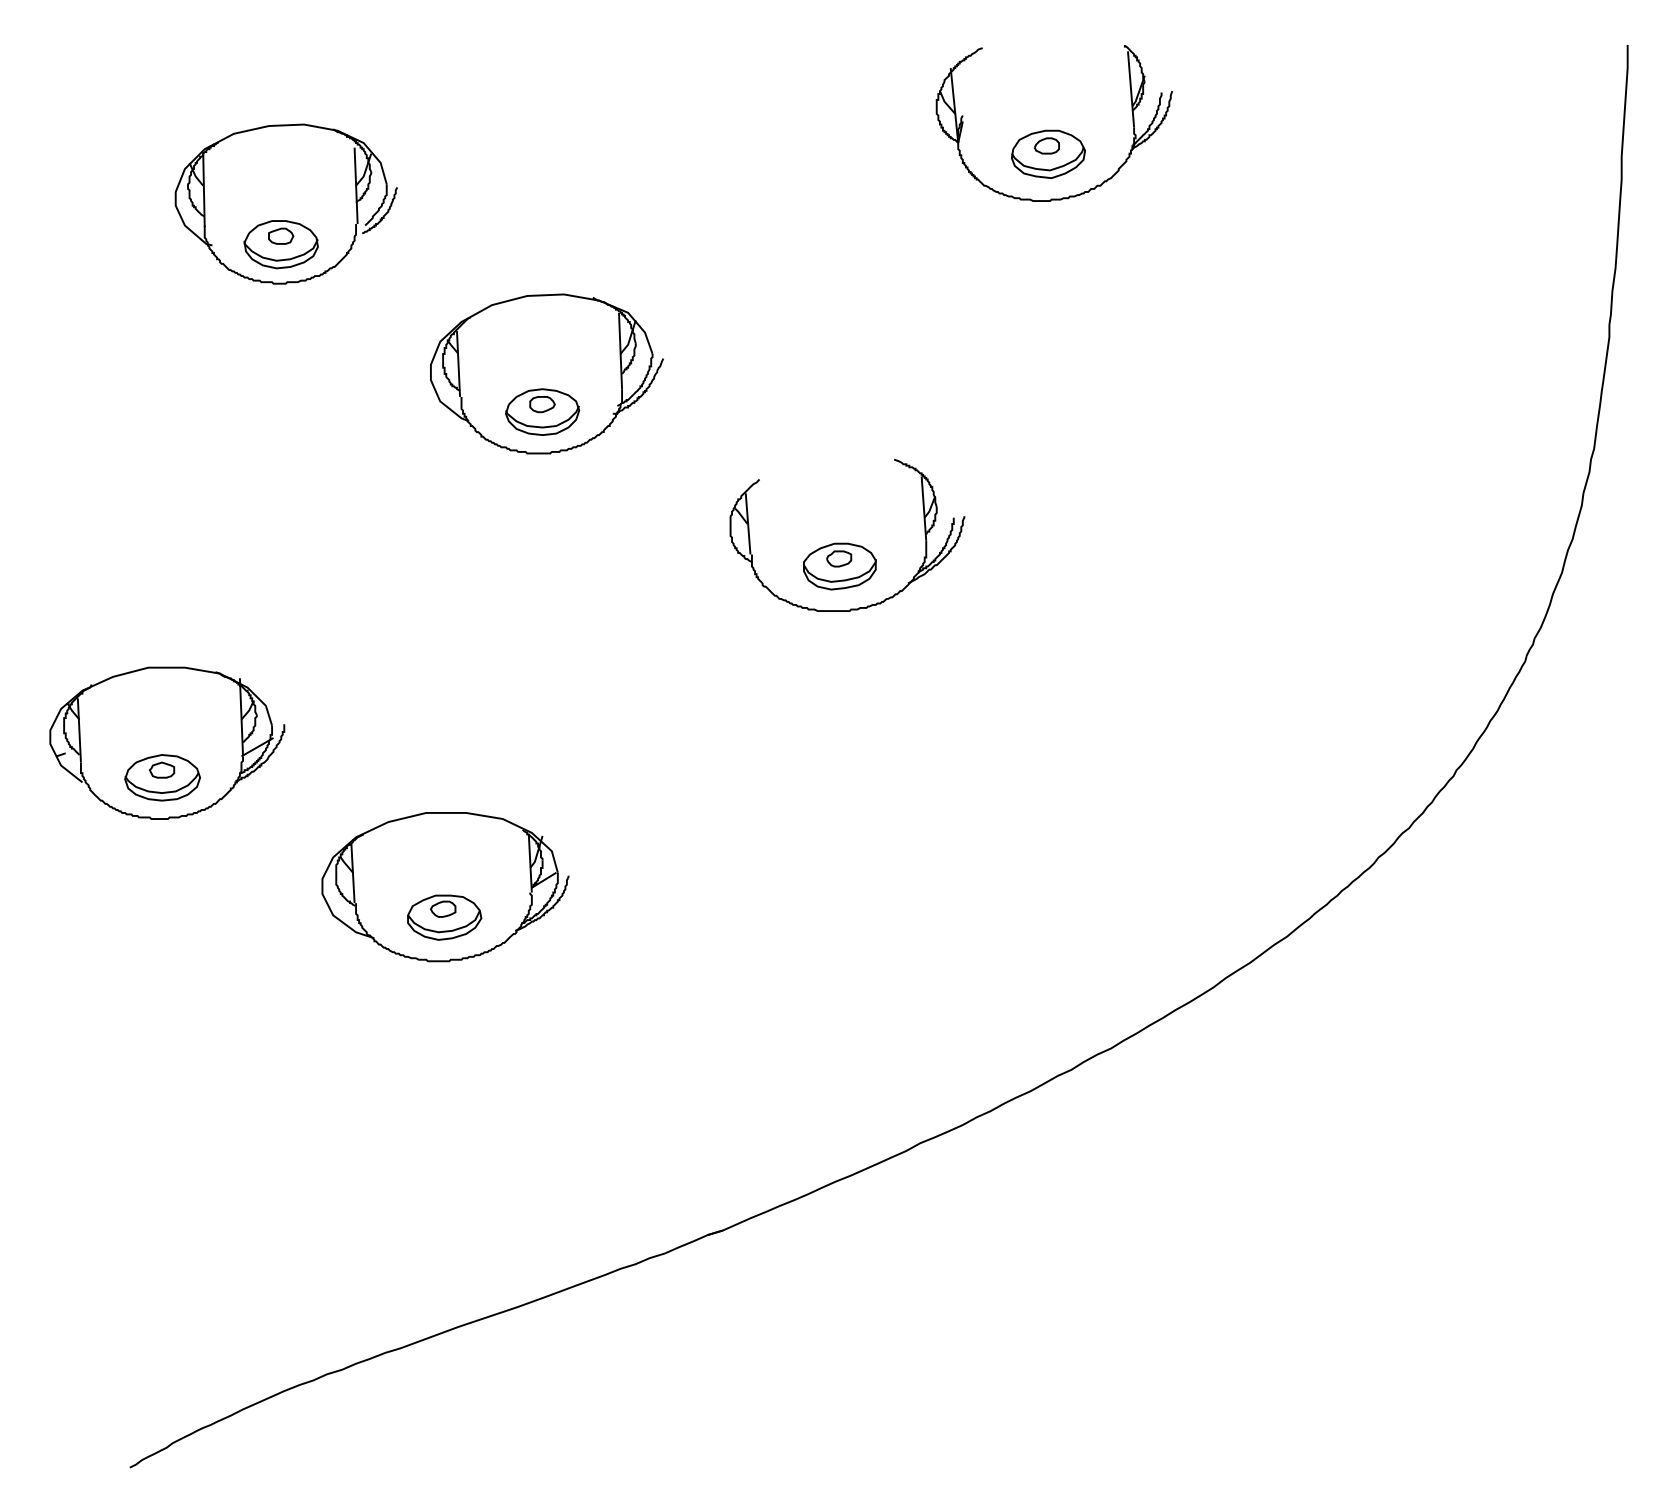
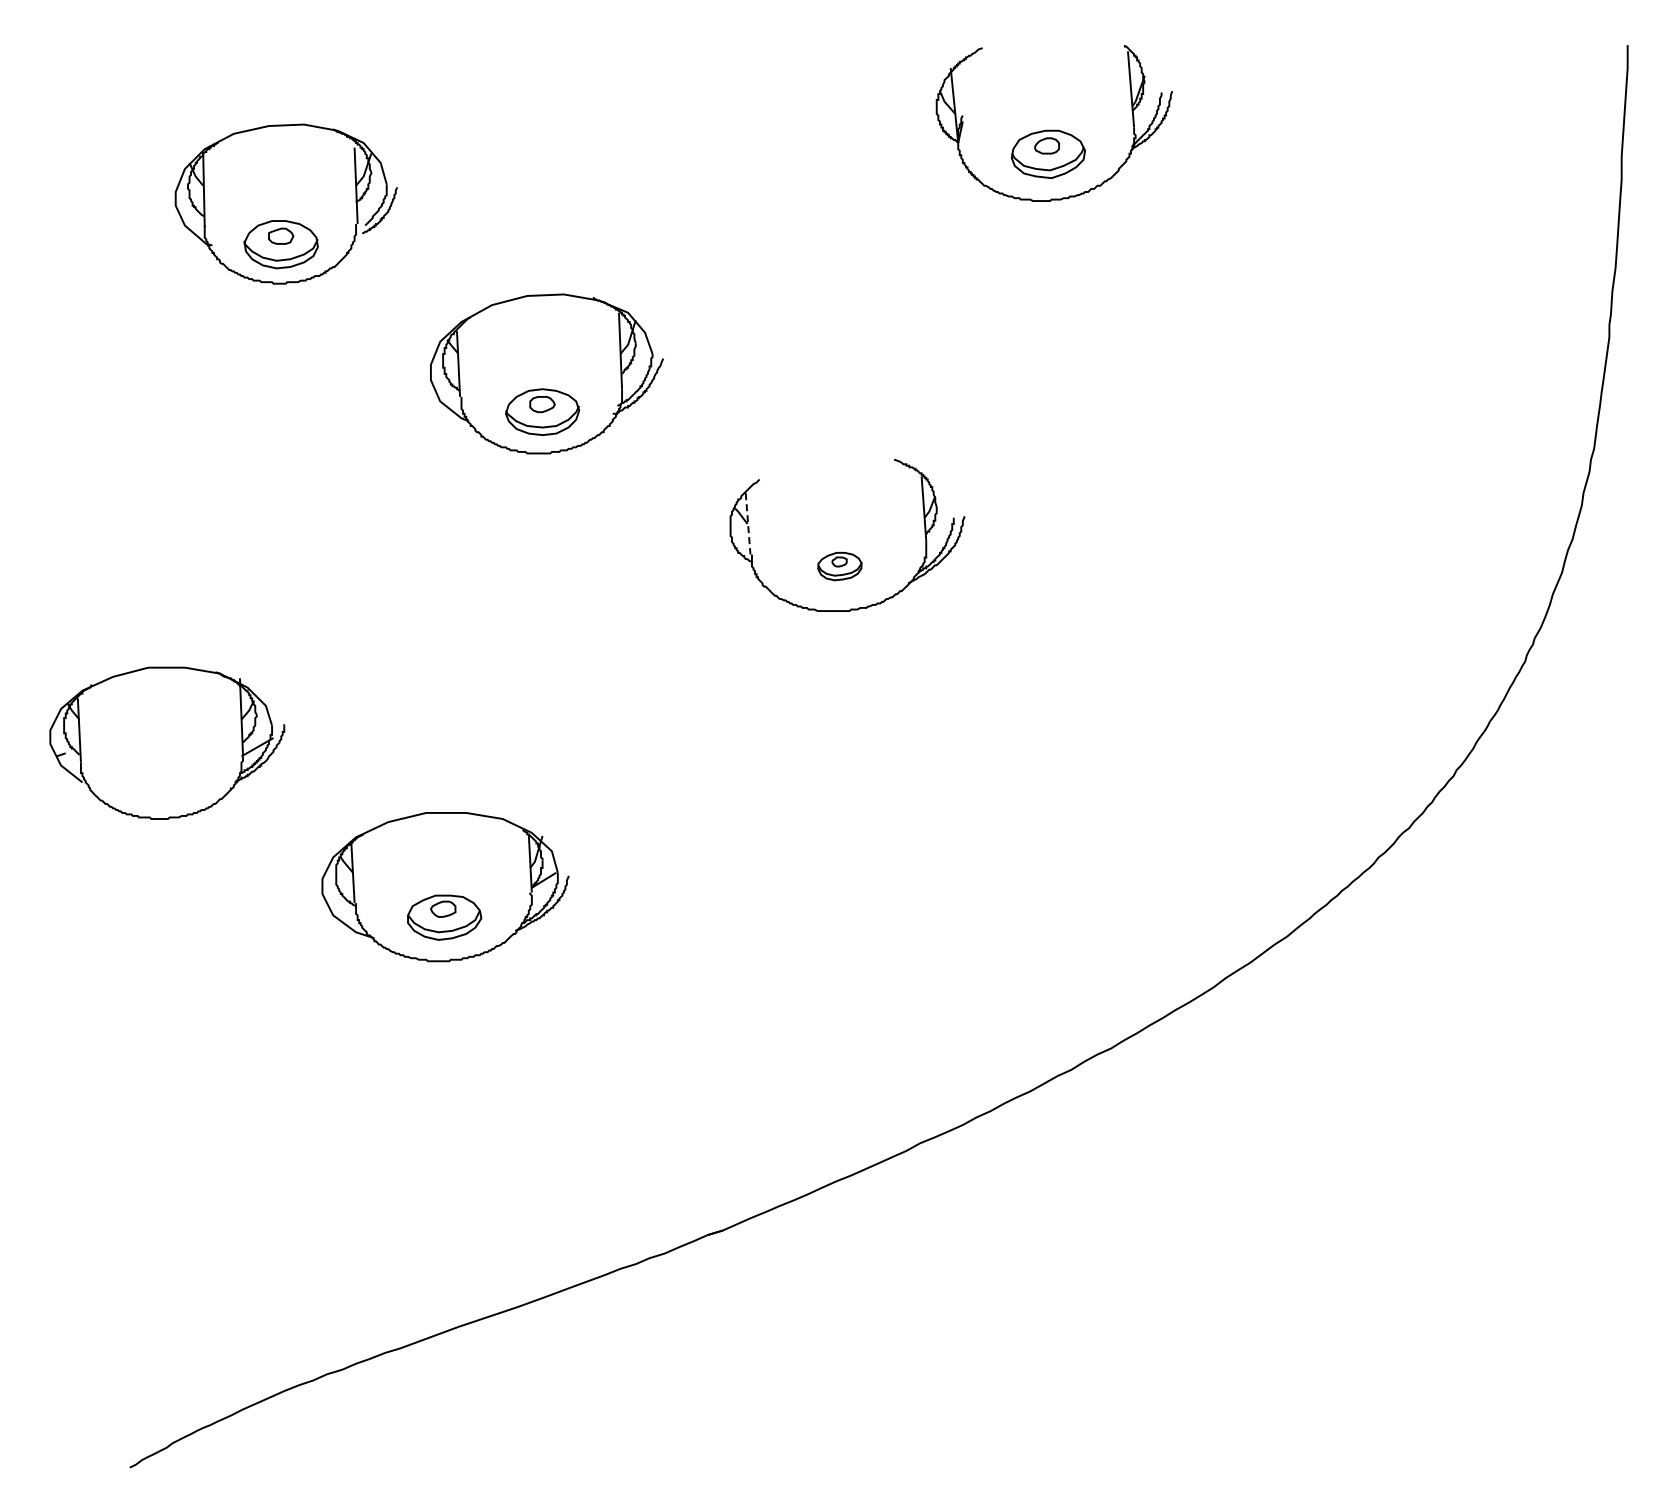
line: solid -> dashed (748, 523)
part size: 74x49 px -> 46x31 px (839, 566)
part: present -> none (162, 777)
